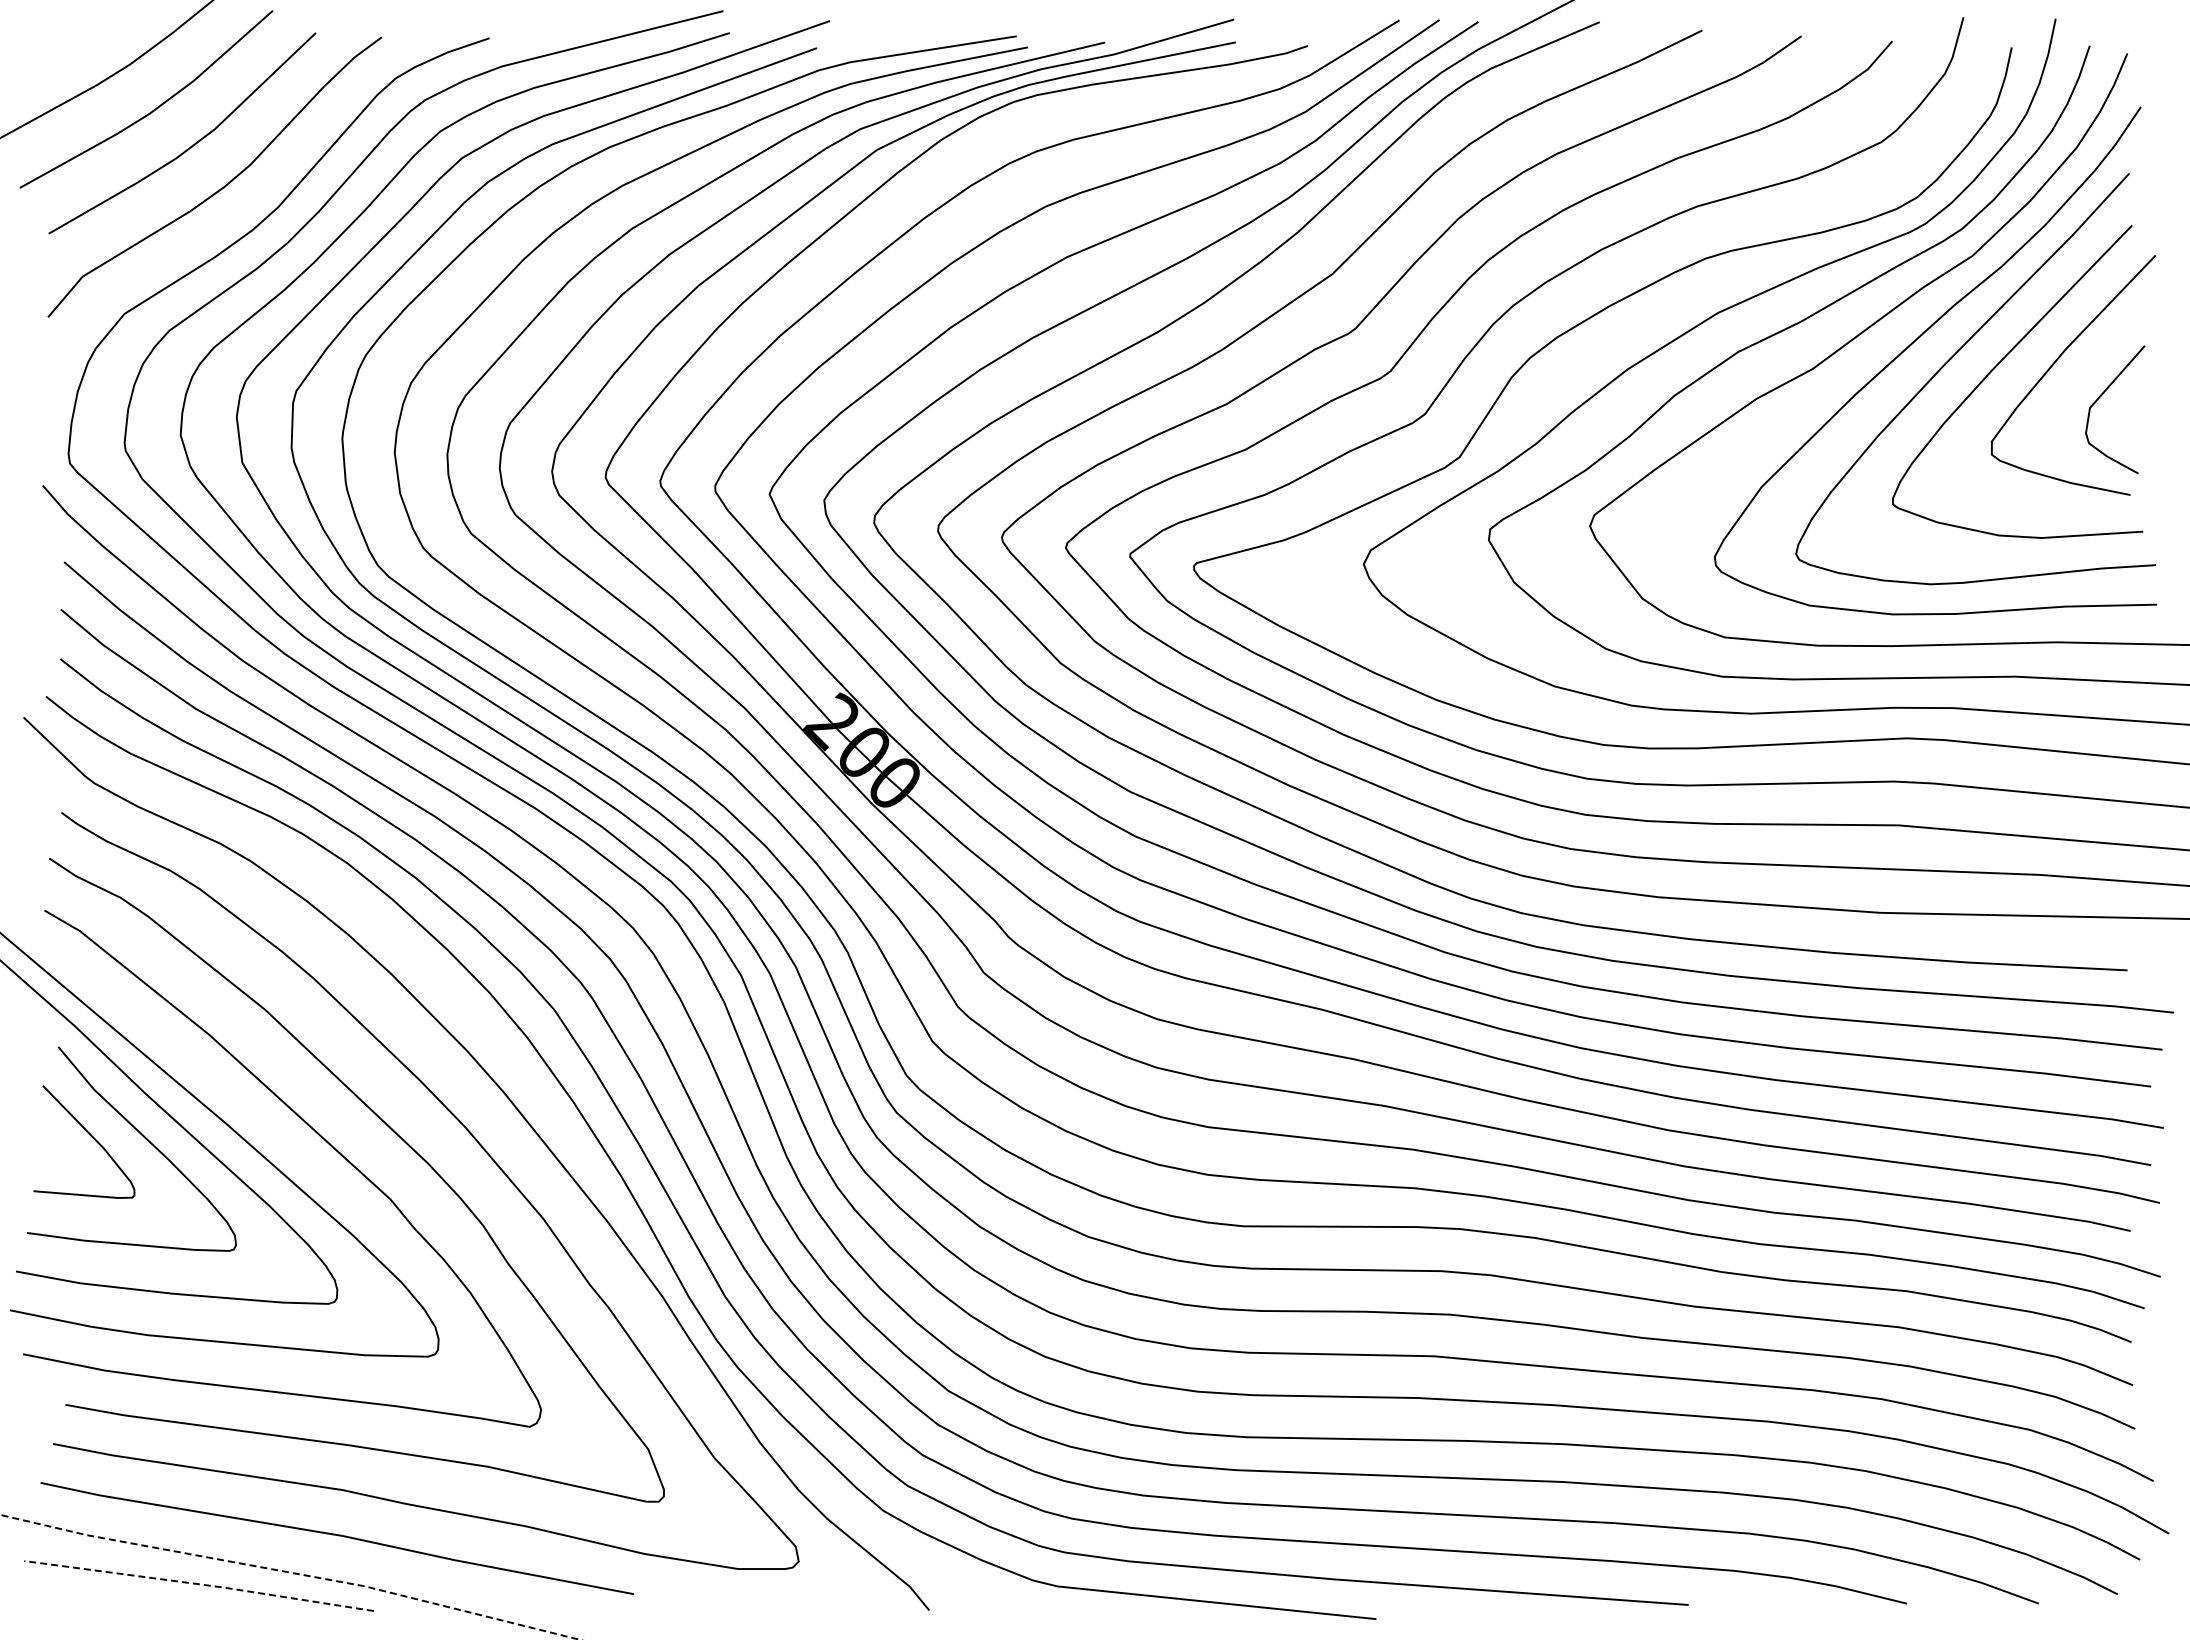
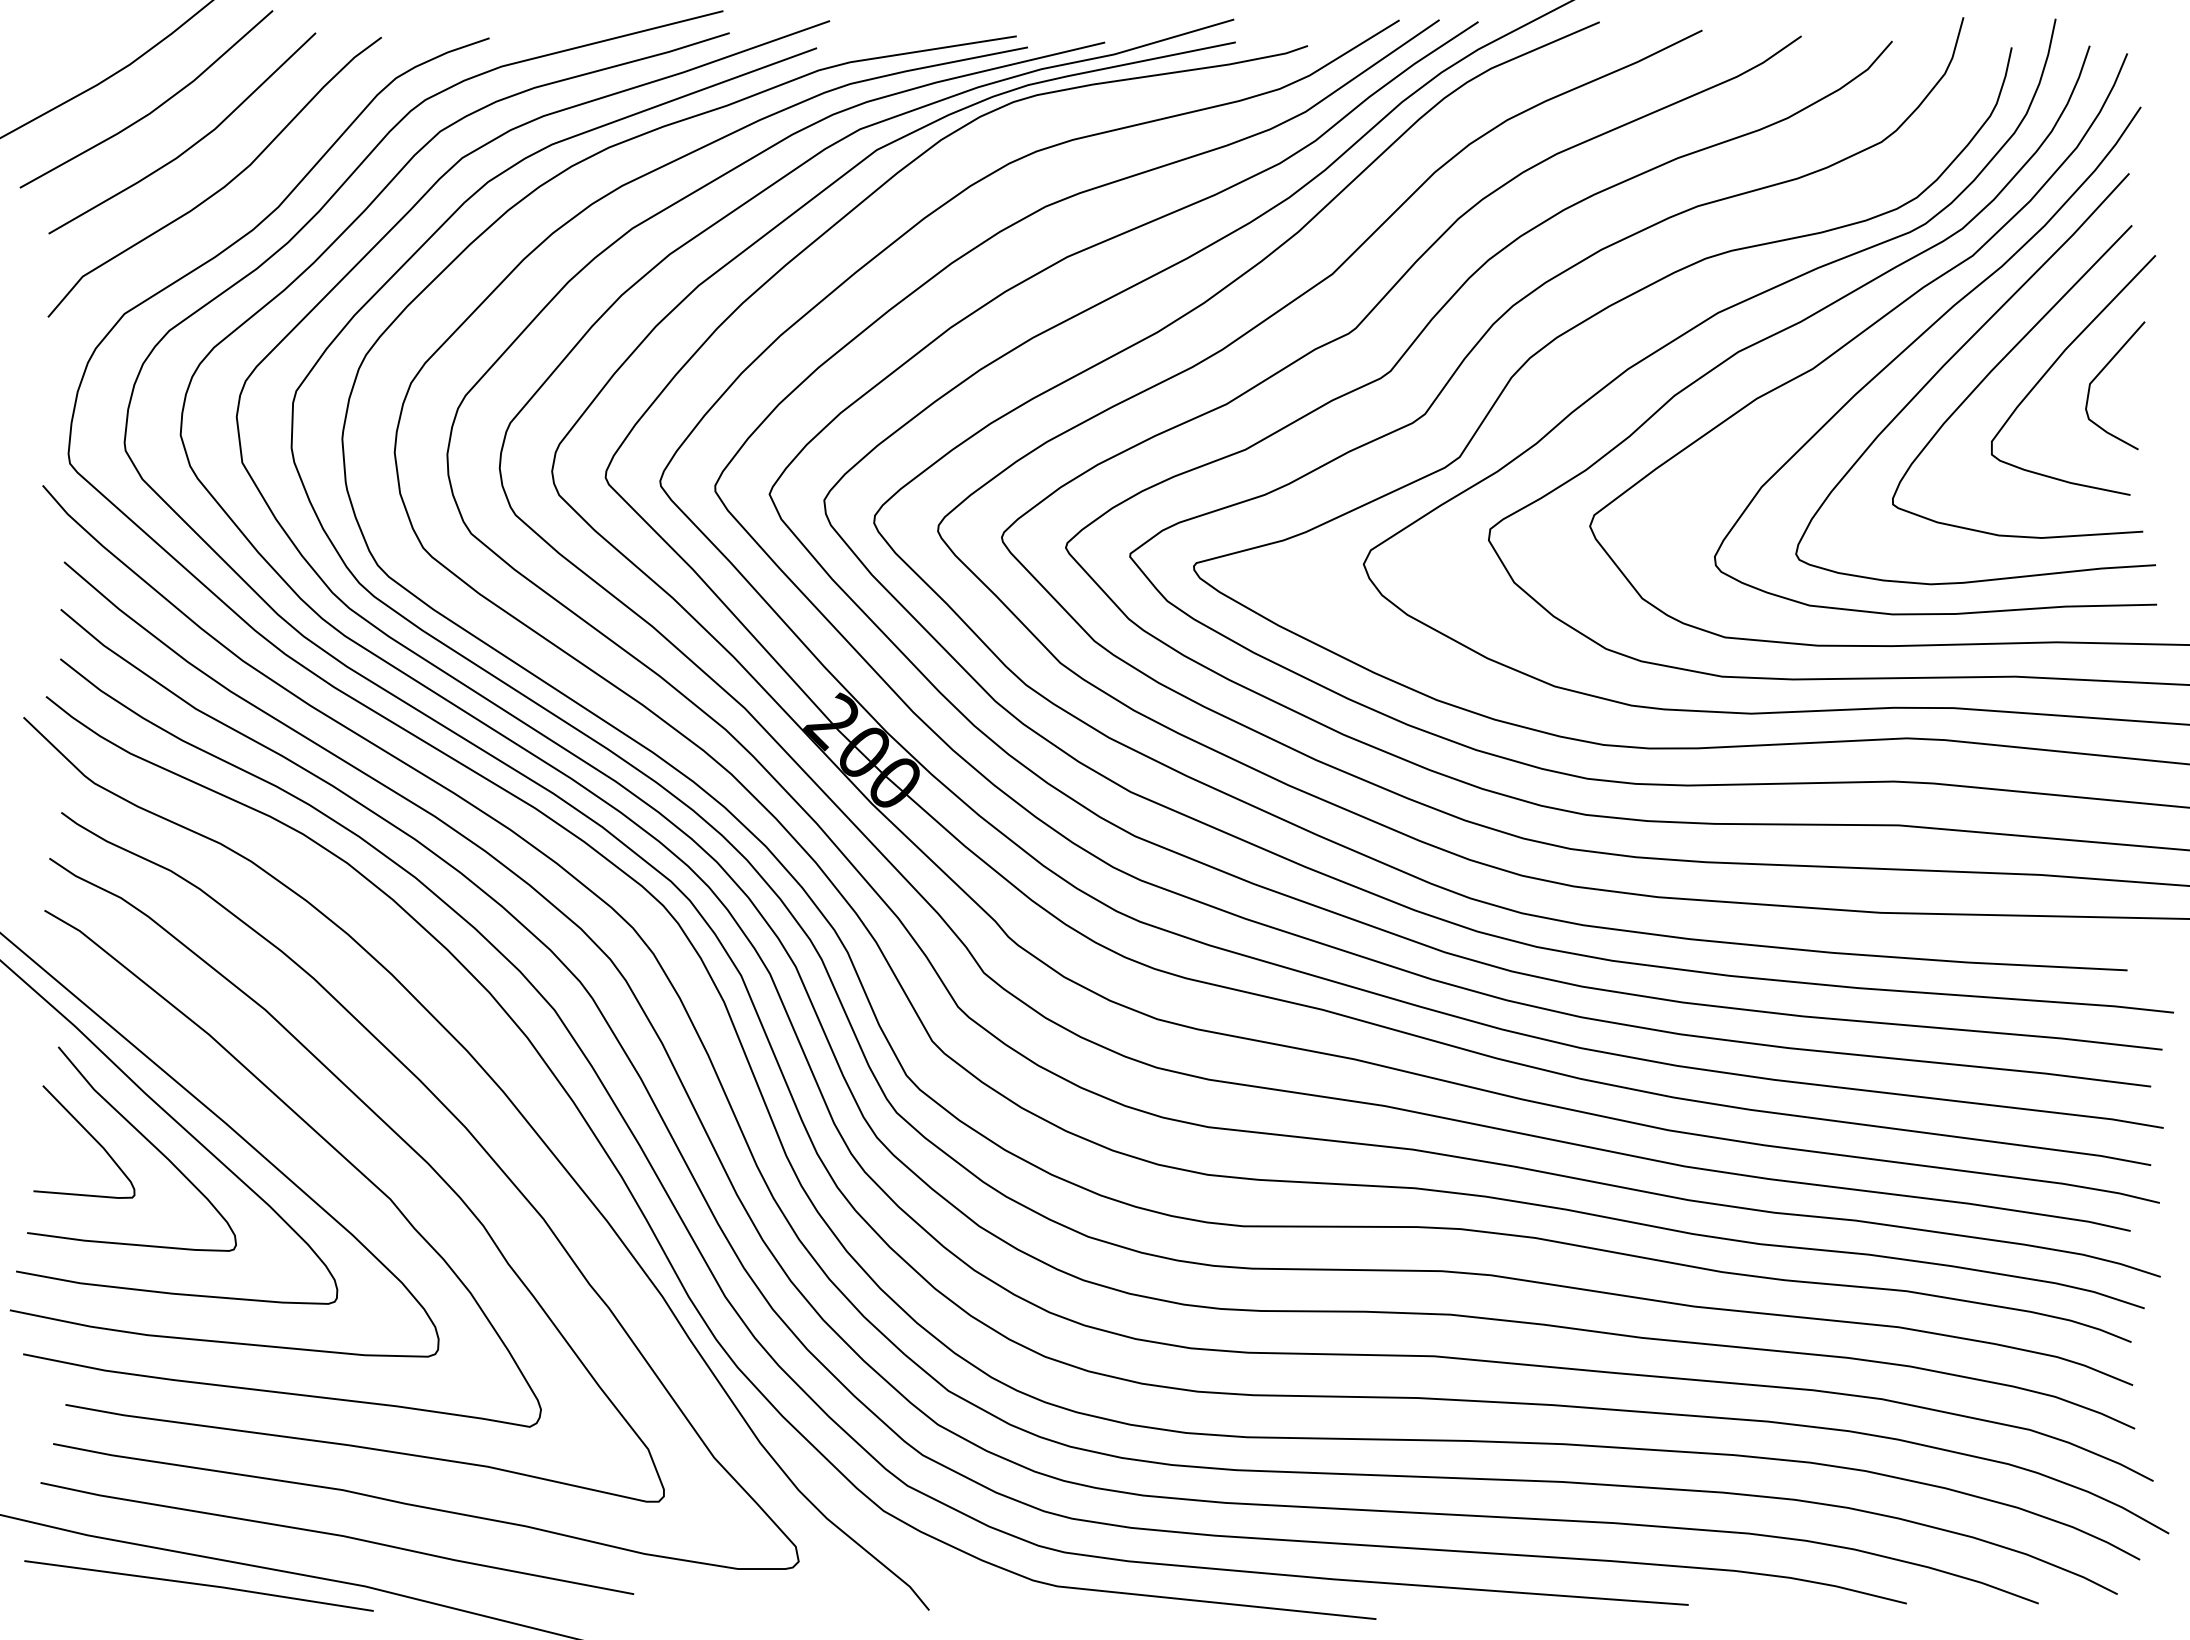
curve position: (2102, 395) -> (2102, 371) (2102, 371)
line: dashed -> solid (291, 1572)
line: dashed -> solid (199, 1584)
